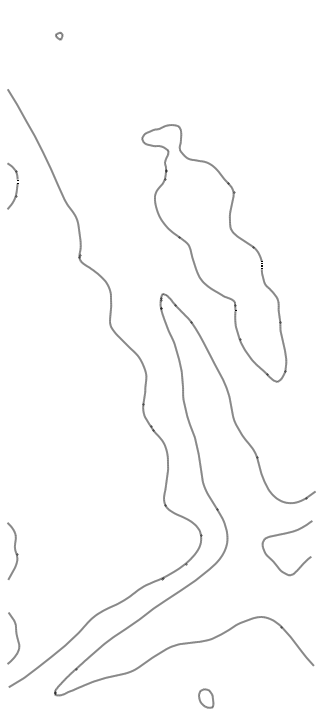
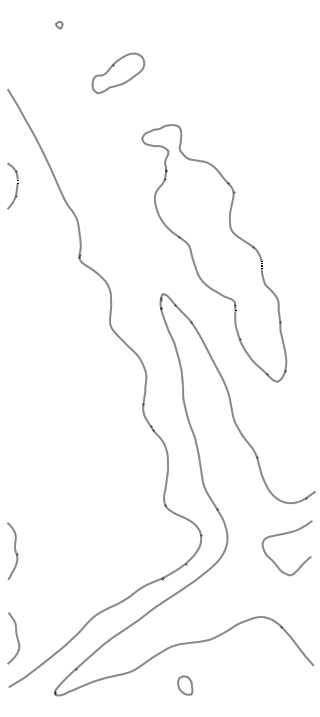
part position: (59, 36) -> (59, 25) (59, 25)
part: none -> present (117, 72)
part position: (206, 698) -> (185, 685) (185, 685)
